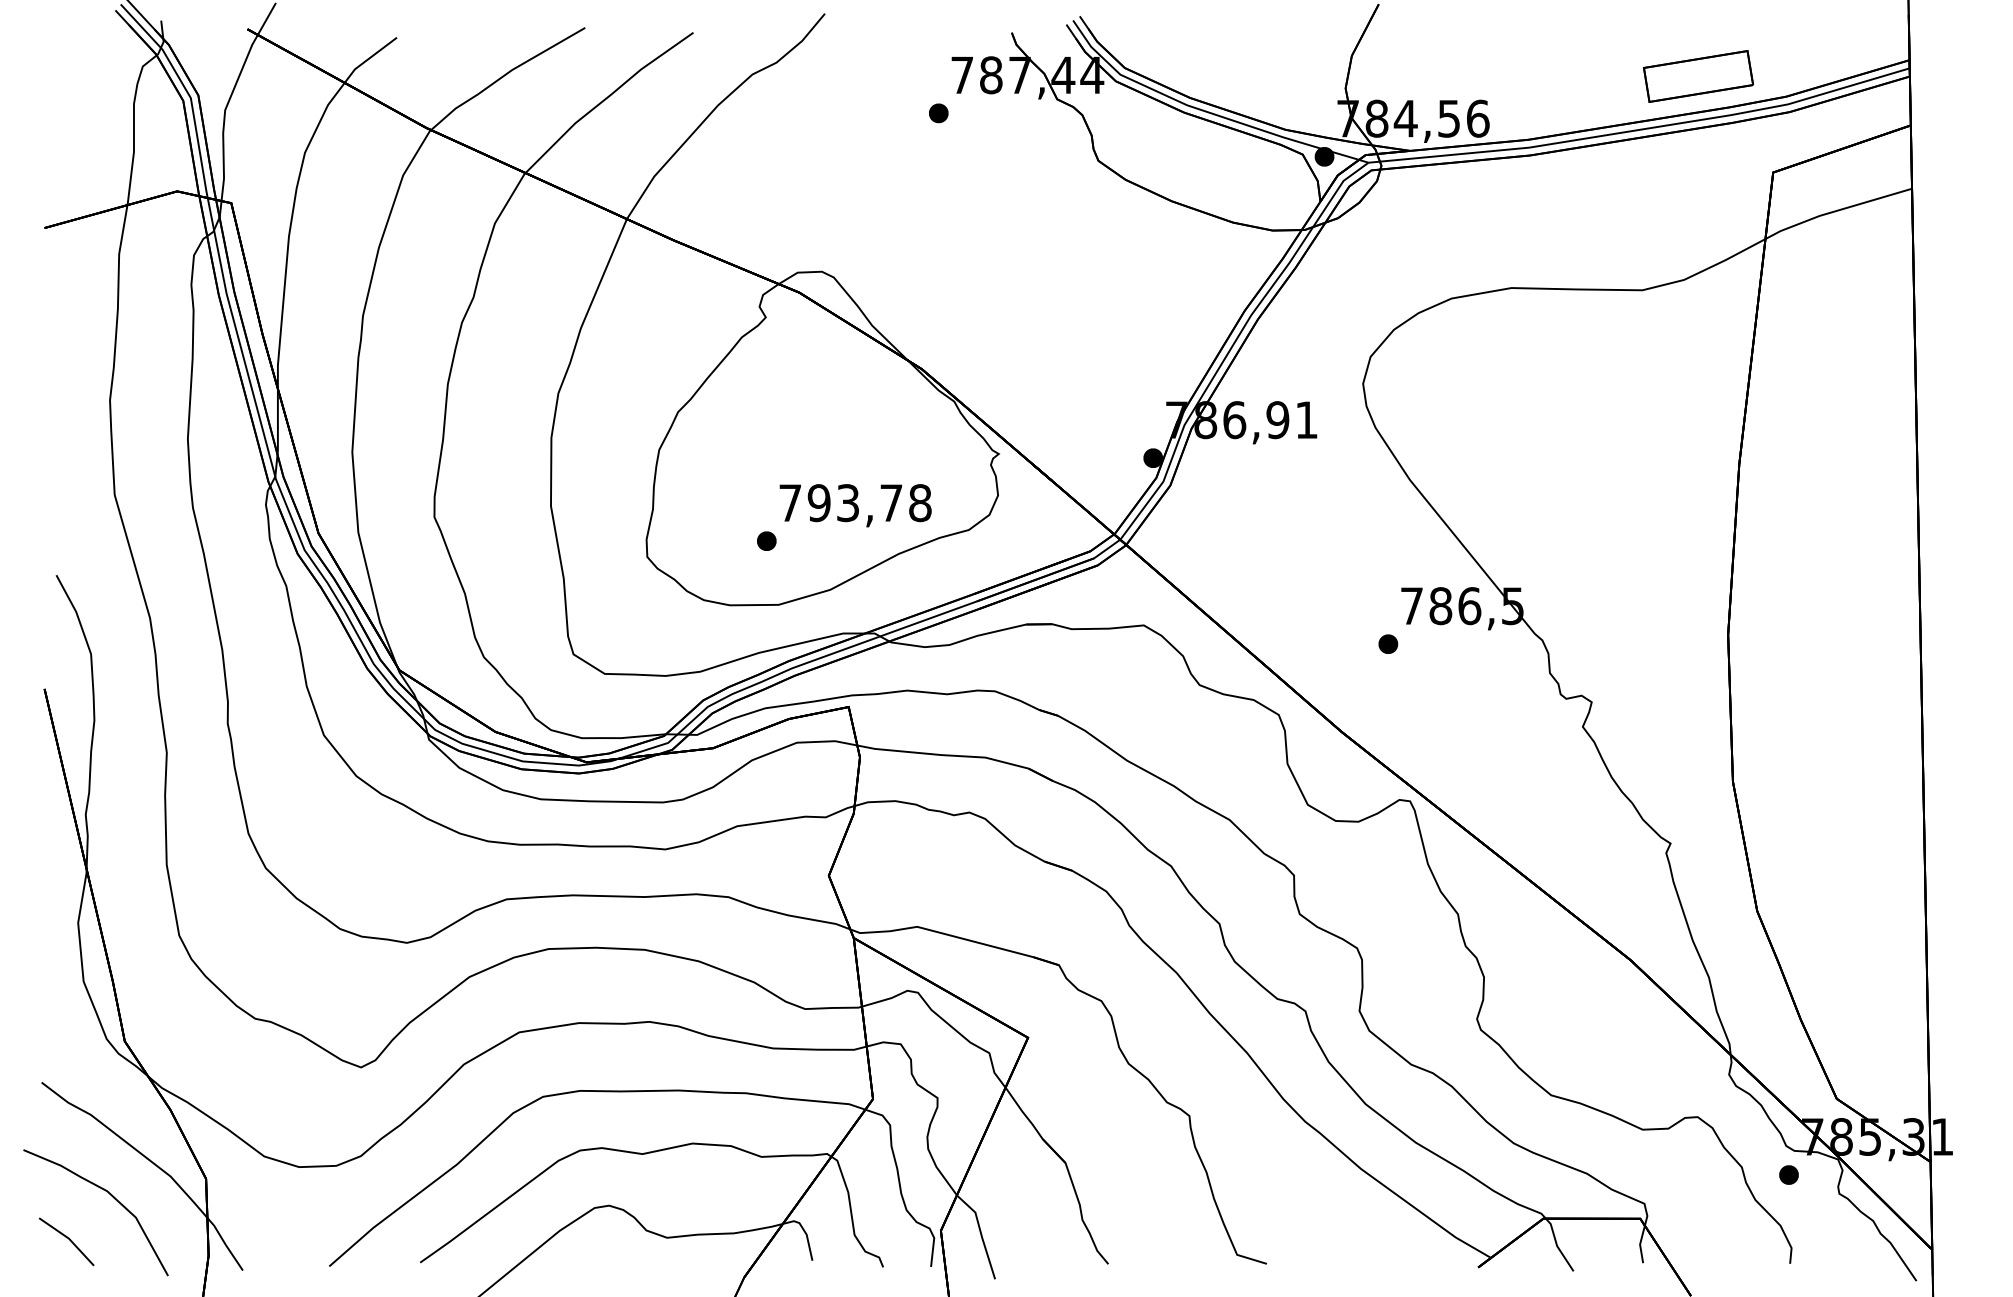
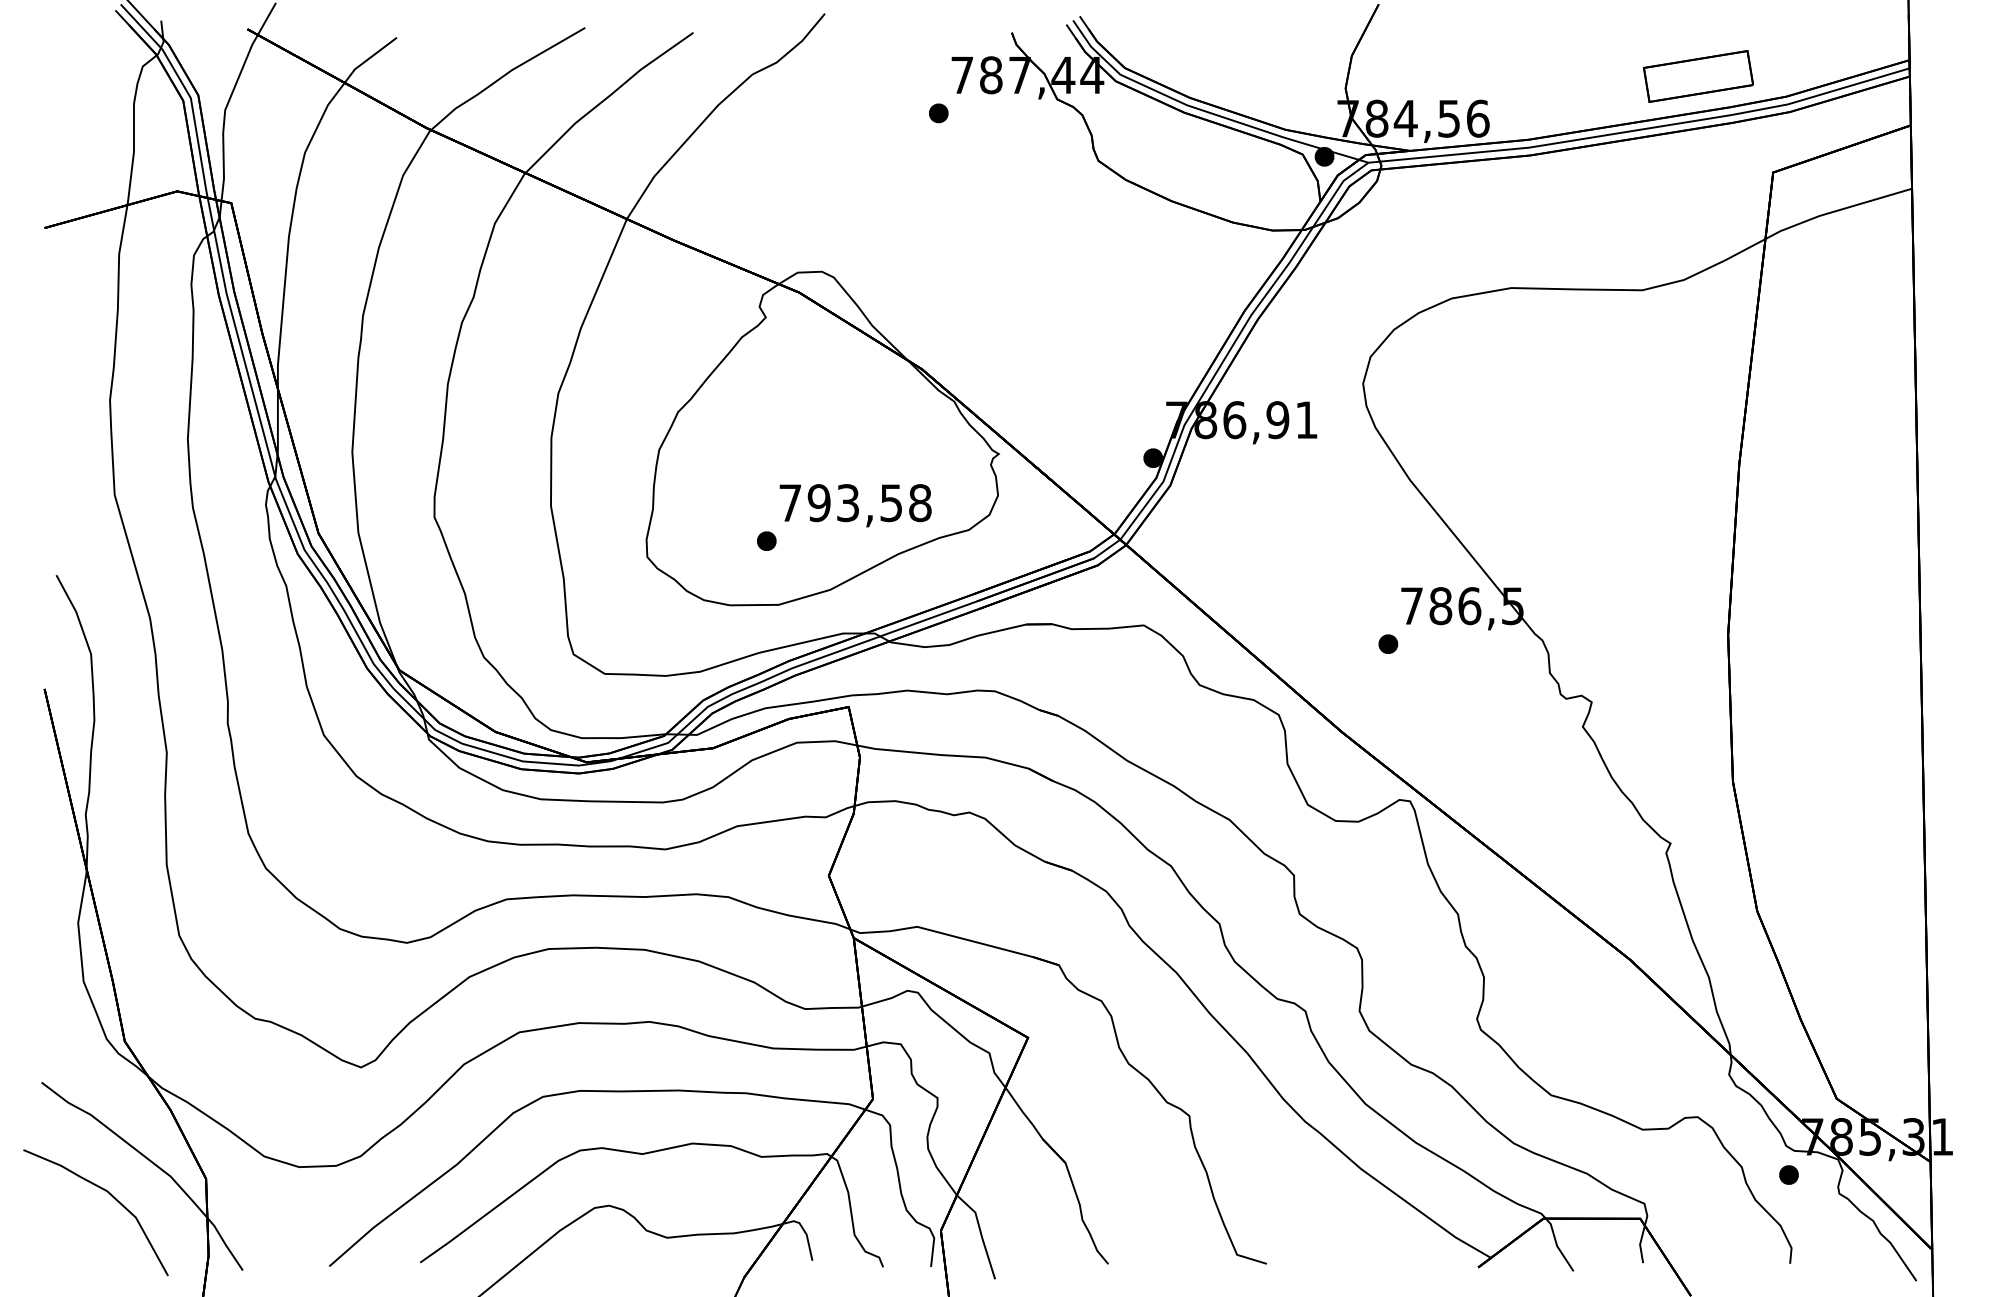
text: 793,78 -> 793,58 (891, 503)
line: present -> none (68, 1239)
